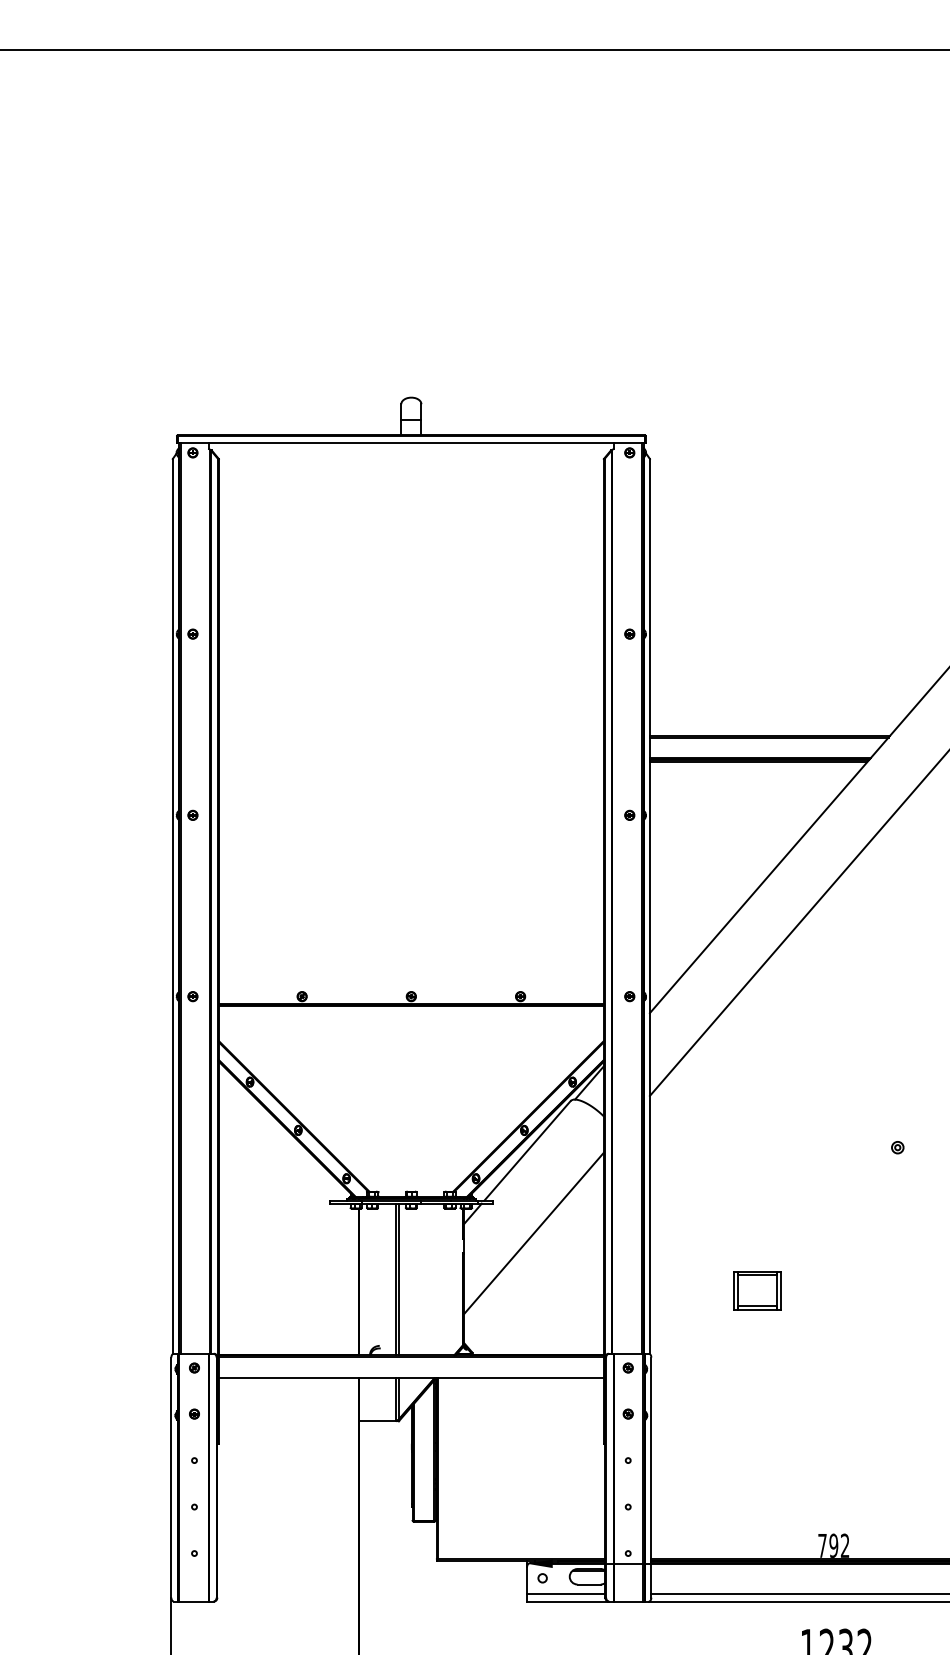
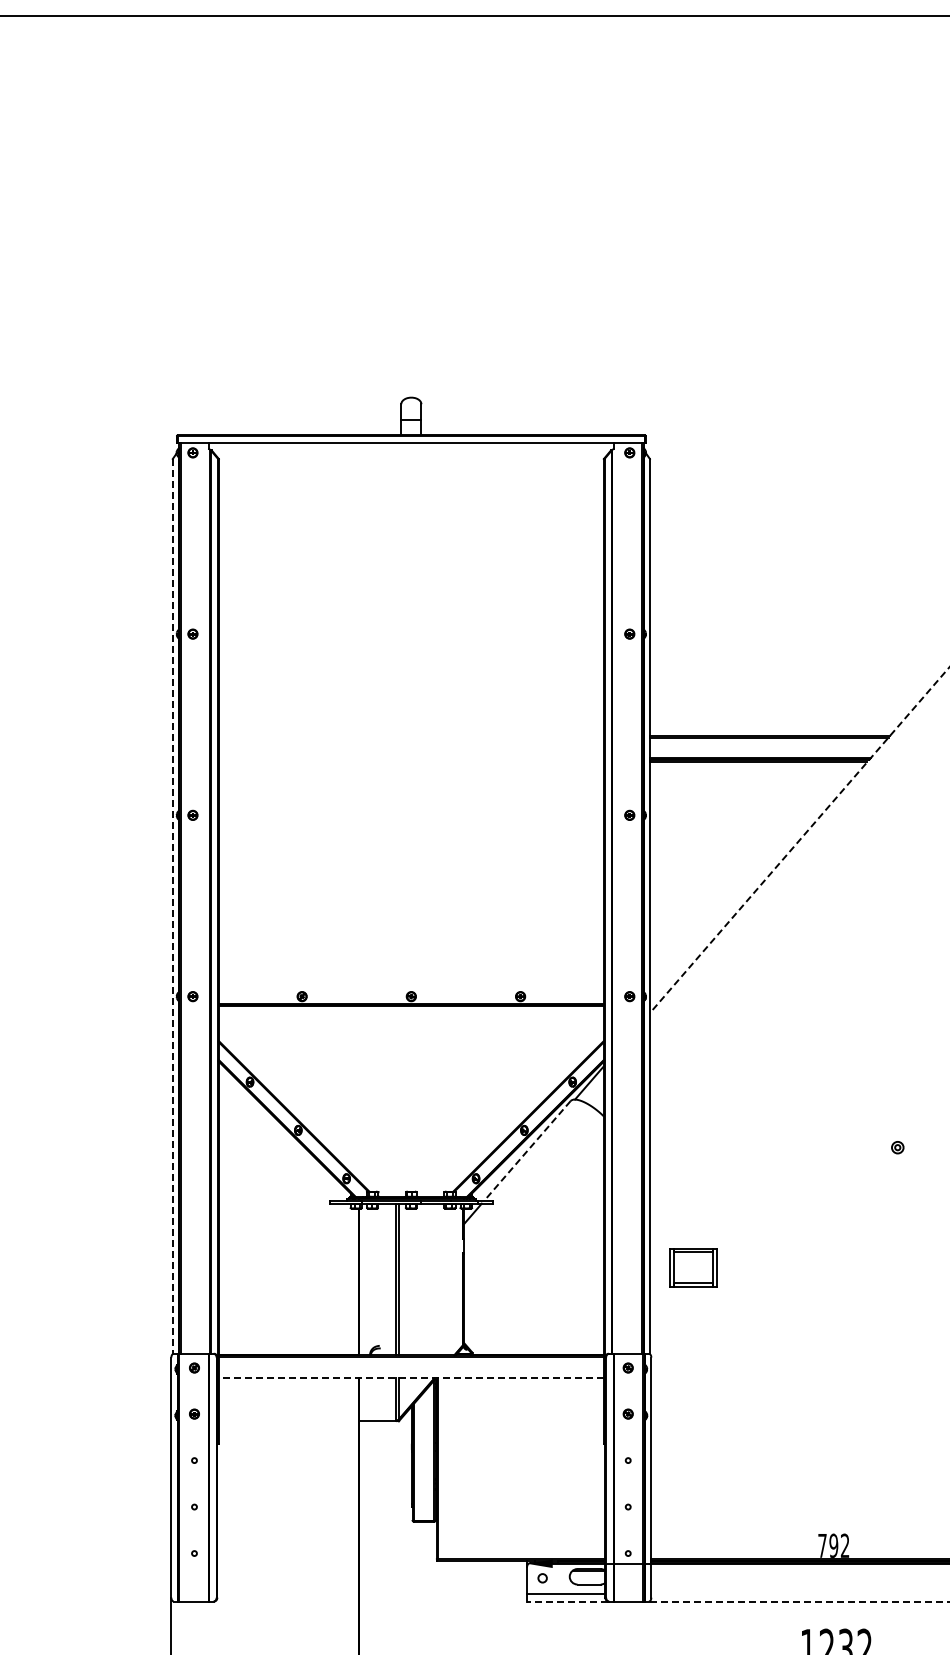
line position: (474, 49) -> (474, 15) (474, 15)
line: solid -> dashed (799, 840)
line: solid -> dashed (172, 906)
line: present -> none (797, 924)
line: solid -> dashed (527, 1150)
line: present -> none (533, 1232)
part position: (757, 1290) -> (693, 1267) (693, 1267)
line: solid -> dashed (411, 1378)
line: present -> none (798, 1594)
line: solid -> dashed (567, 1601)
line: solid -> dashed (798, 1601)
